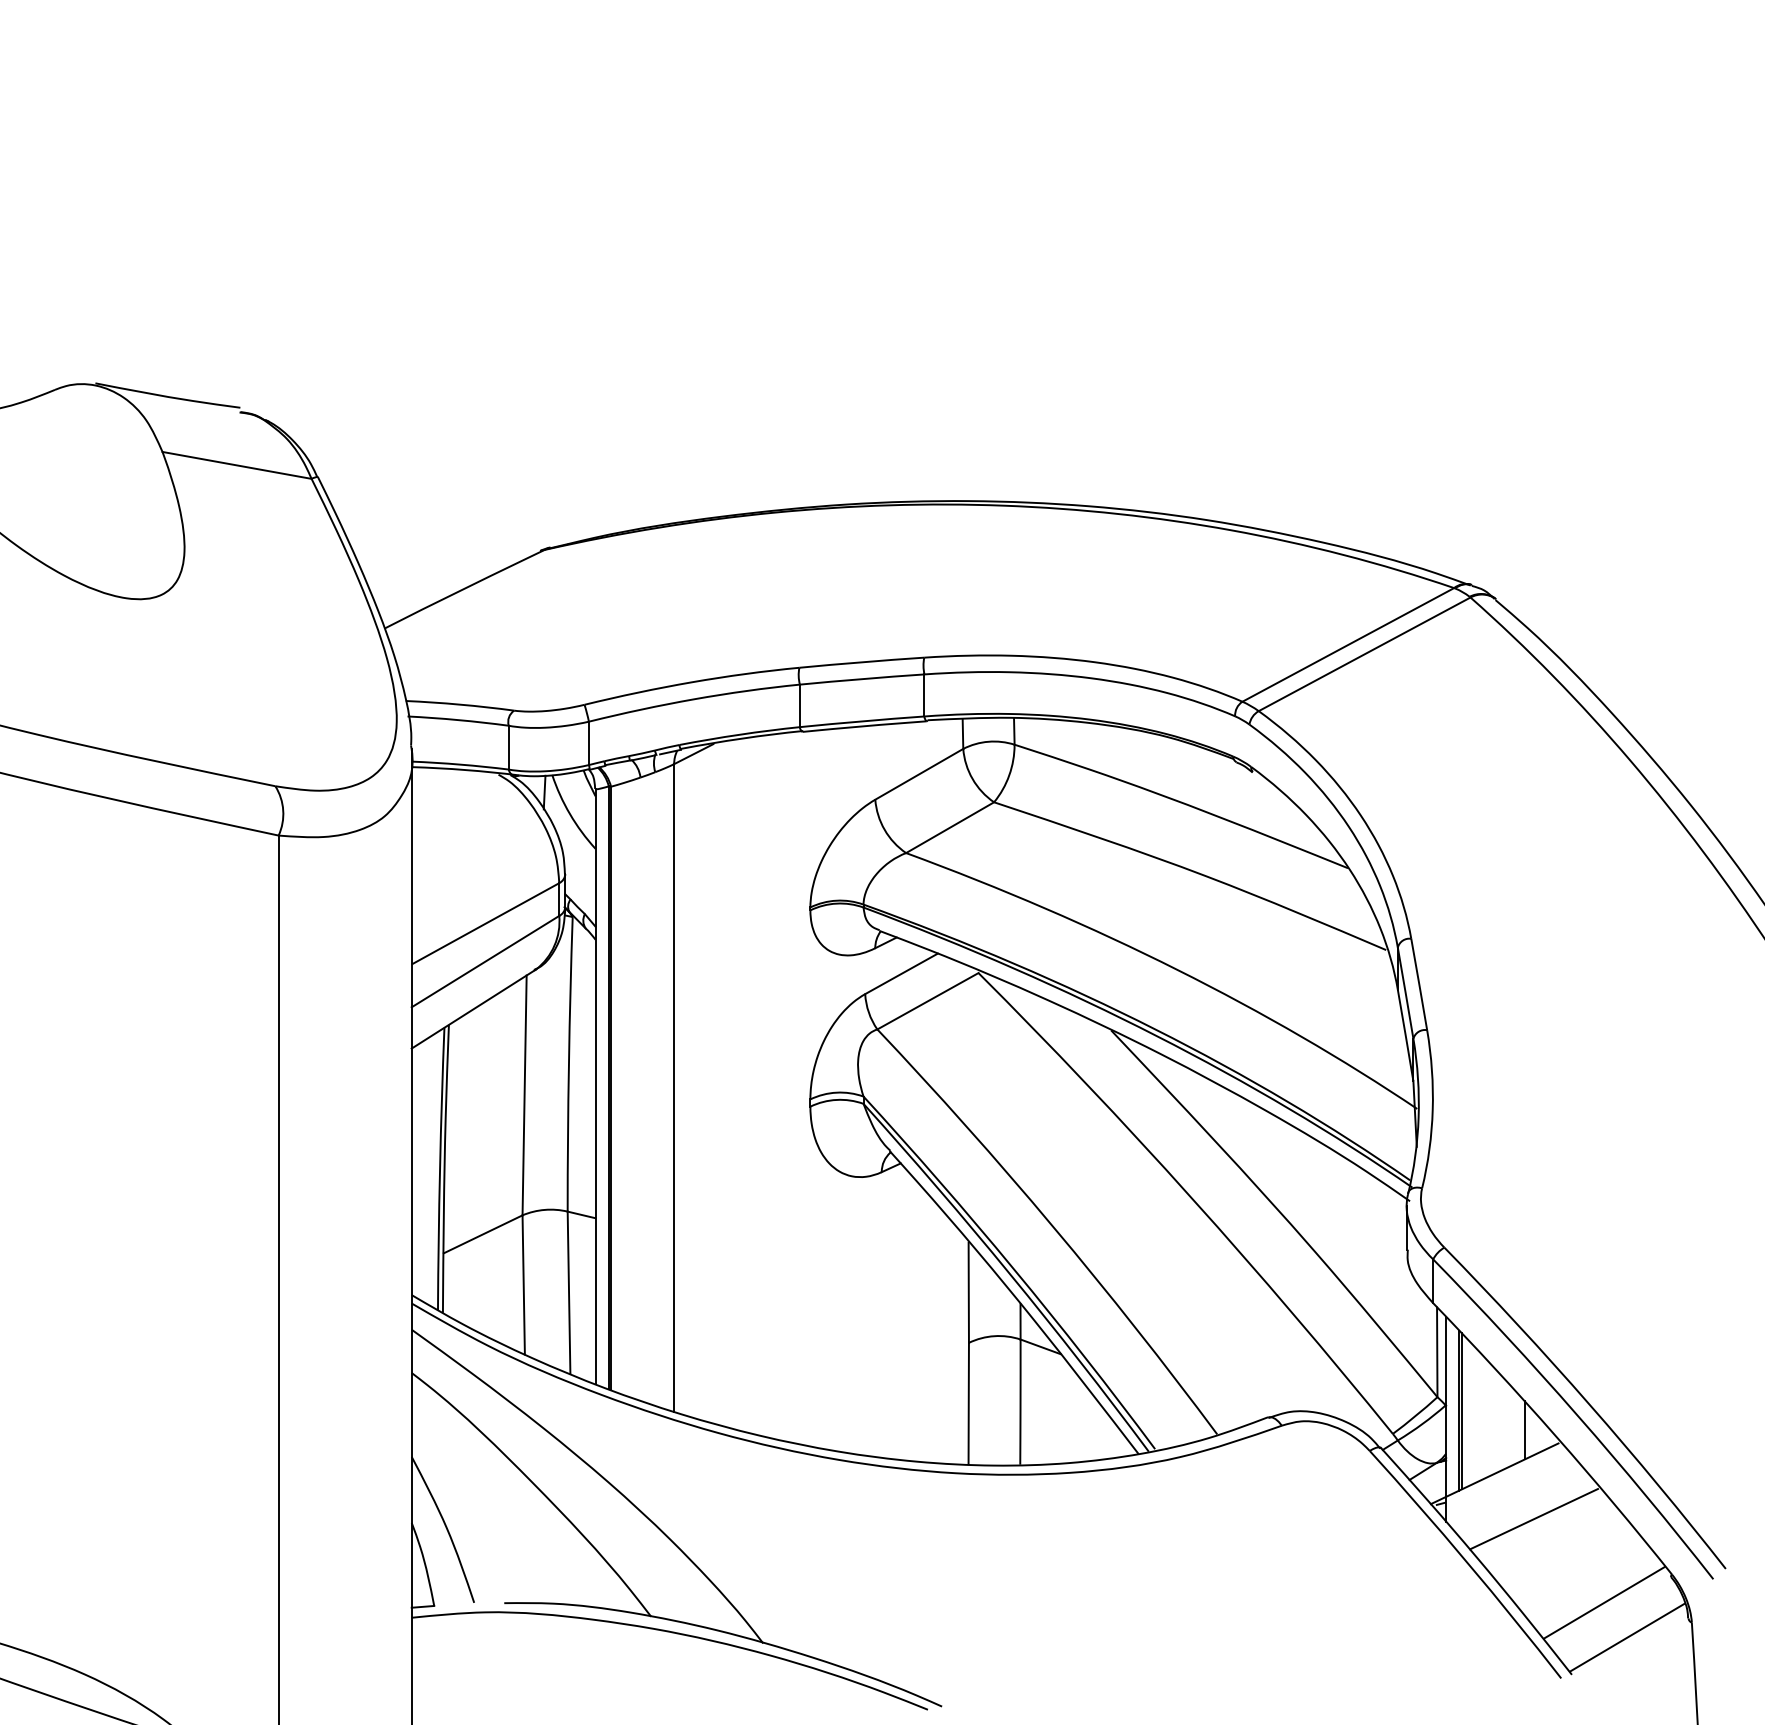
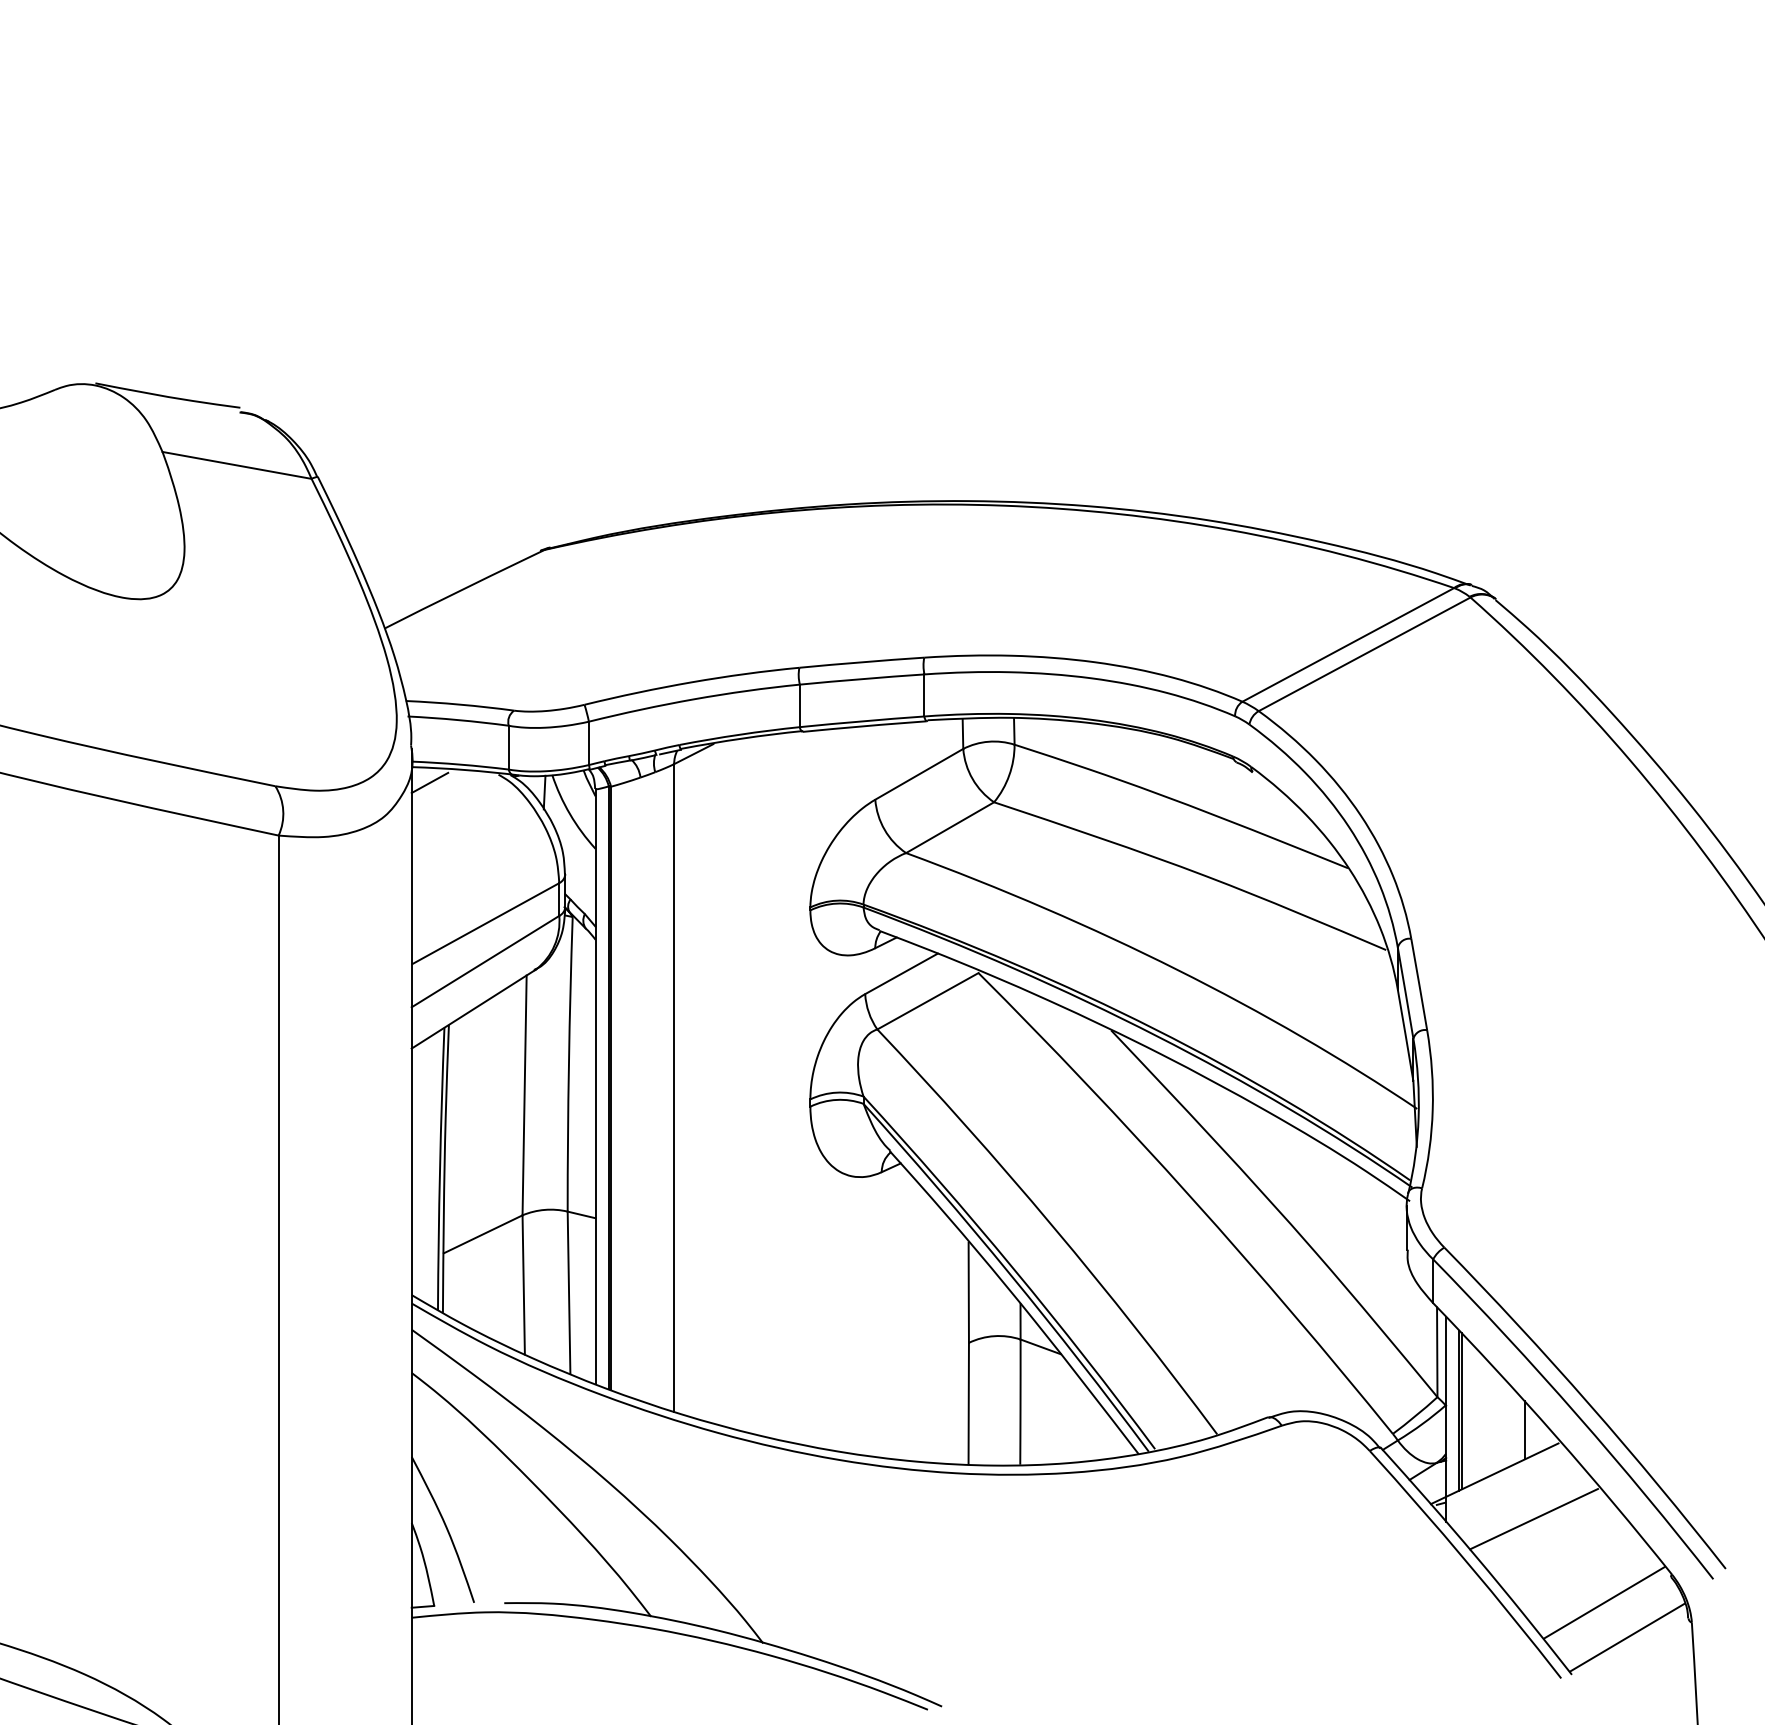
line: none -> present (429, 782)
